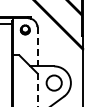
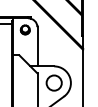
line: dashed -> solid (37, 46)
line: dashed -> solid (37, 90)
